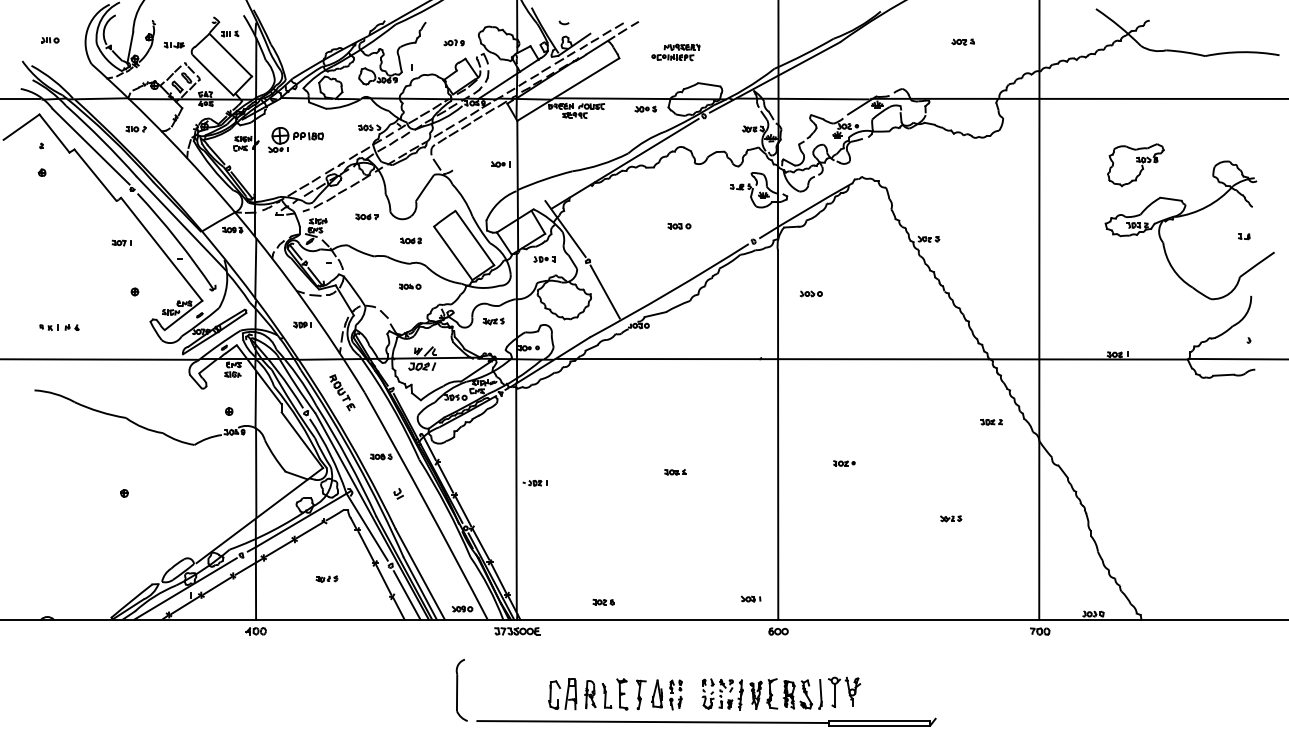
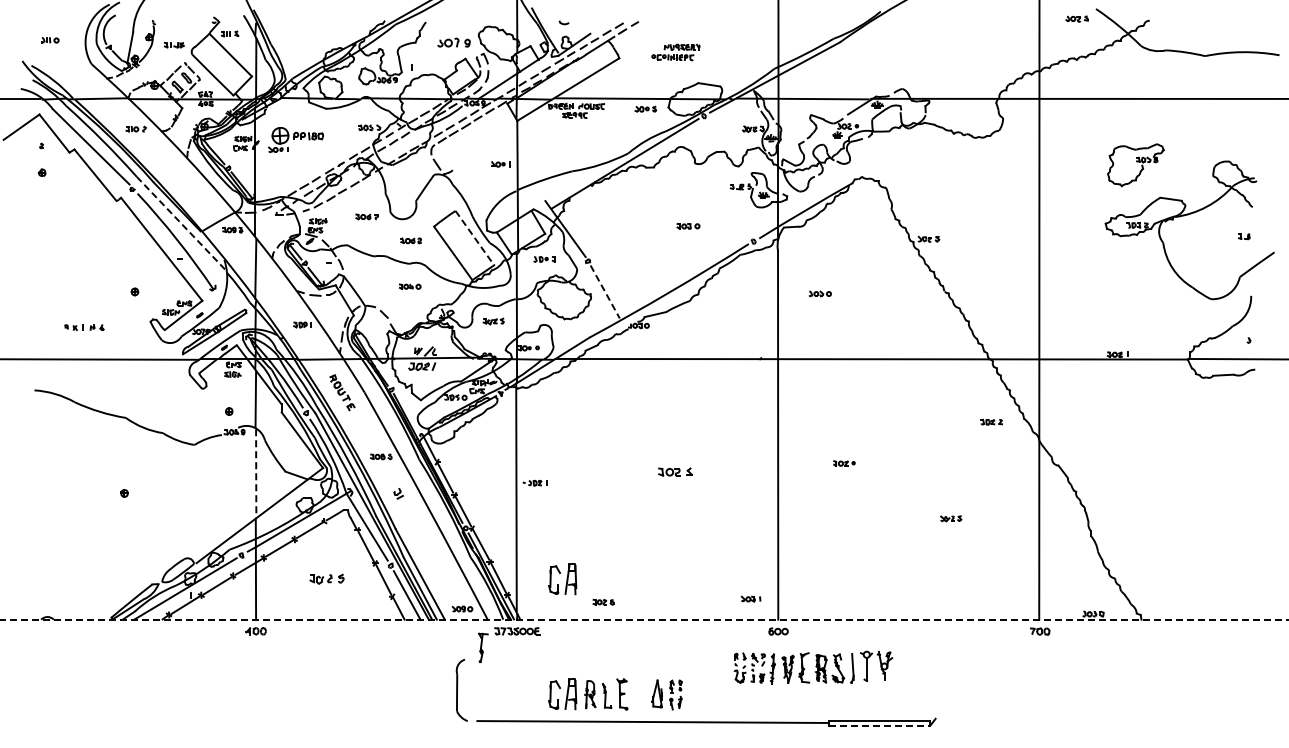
part position: (962, 41) -> (1076, 18) (1076, 18)
part size: 22x8 px -> 34x11 px (453, 42)
line: solid -> dashed (181, 223)
part position: (679, 226) -> (688, 226) (688, 226)
line: solid -> dashed (475, 238)
part: present -> none (121, 242)
line: solid -> dashed (605, 292)
part position: (810, 293) -> (819, 293) (819, 293)
part position: (59, 327) -> (84, 327) (84, 327)
part size: 23x7 px -> 35x10 px (675, 471)
line: solid -> dashed (256, 474)
part size: 24x8 px -> 36x12 px (326, 578)
part: none -> present (562, 579)
line: solid -> dashed (645, 619)
part position: (781, 693) -> (813, 667) (813, 667)
part position: (641, 694) -> (483, 647) (483, 647)
line: solid -> dashed (879, 725)
